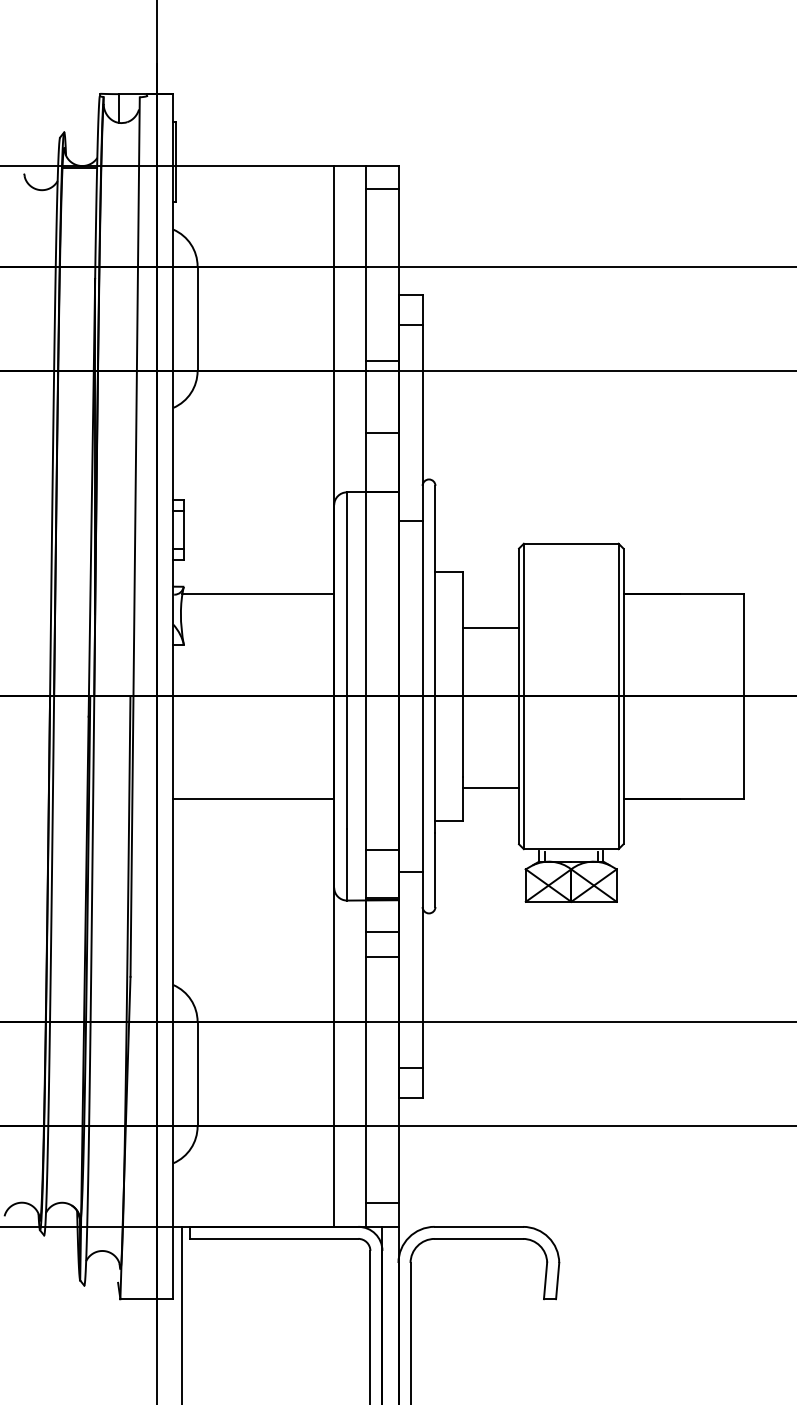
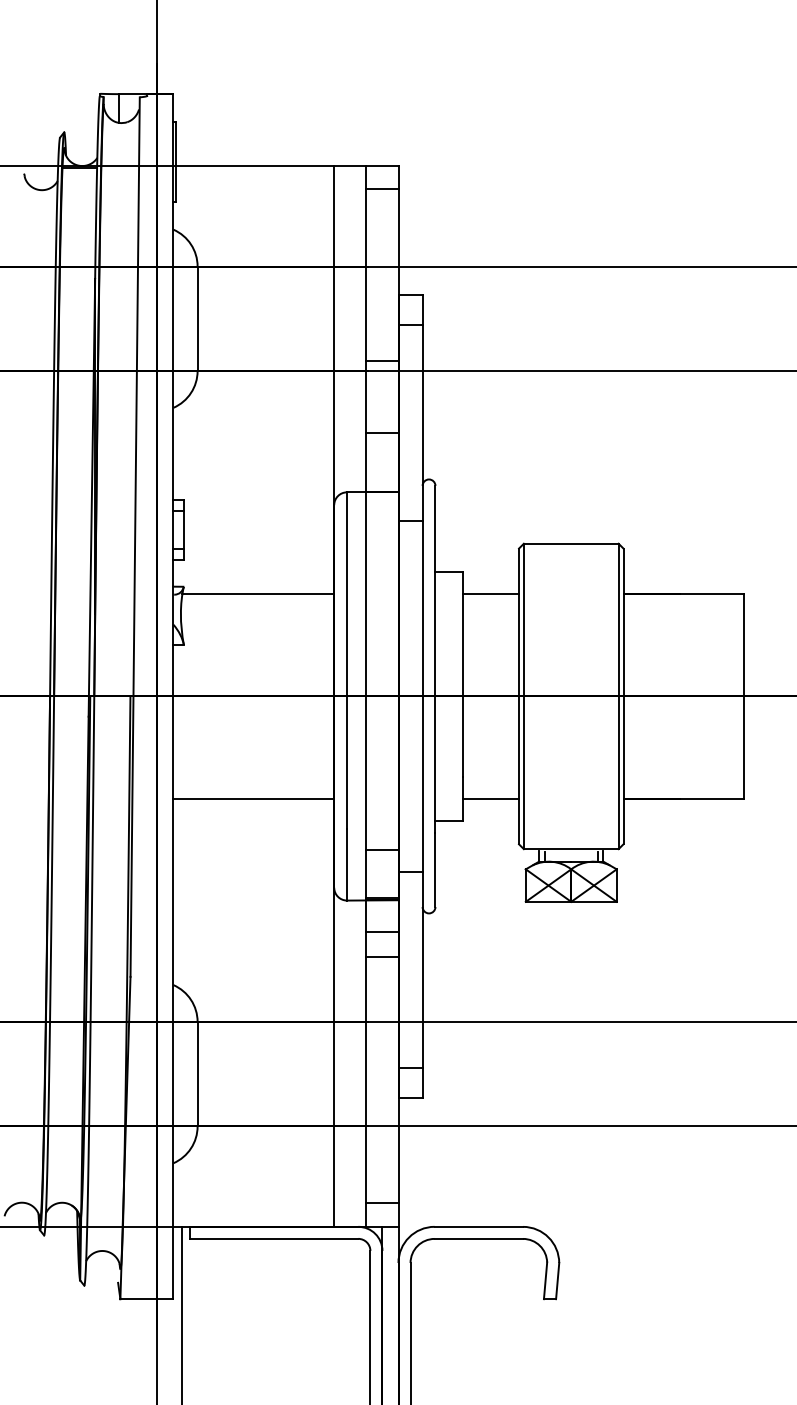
line position: (490, 628) -> (490, 594) (490, 594)
line position: (490, 787) -> (490, 798) (490, 798)
